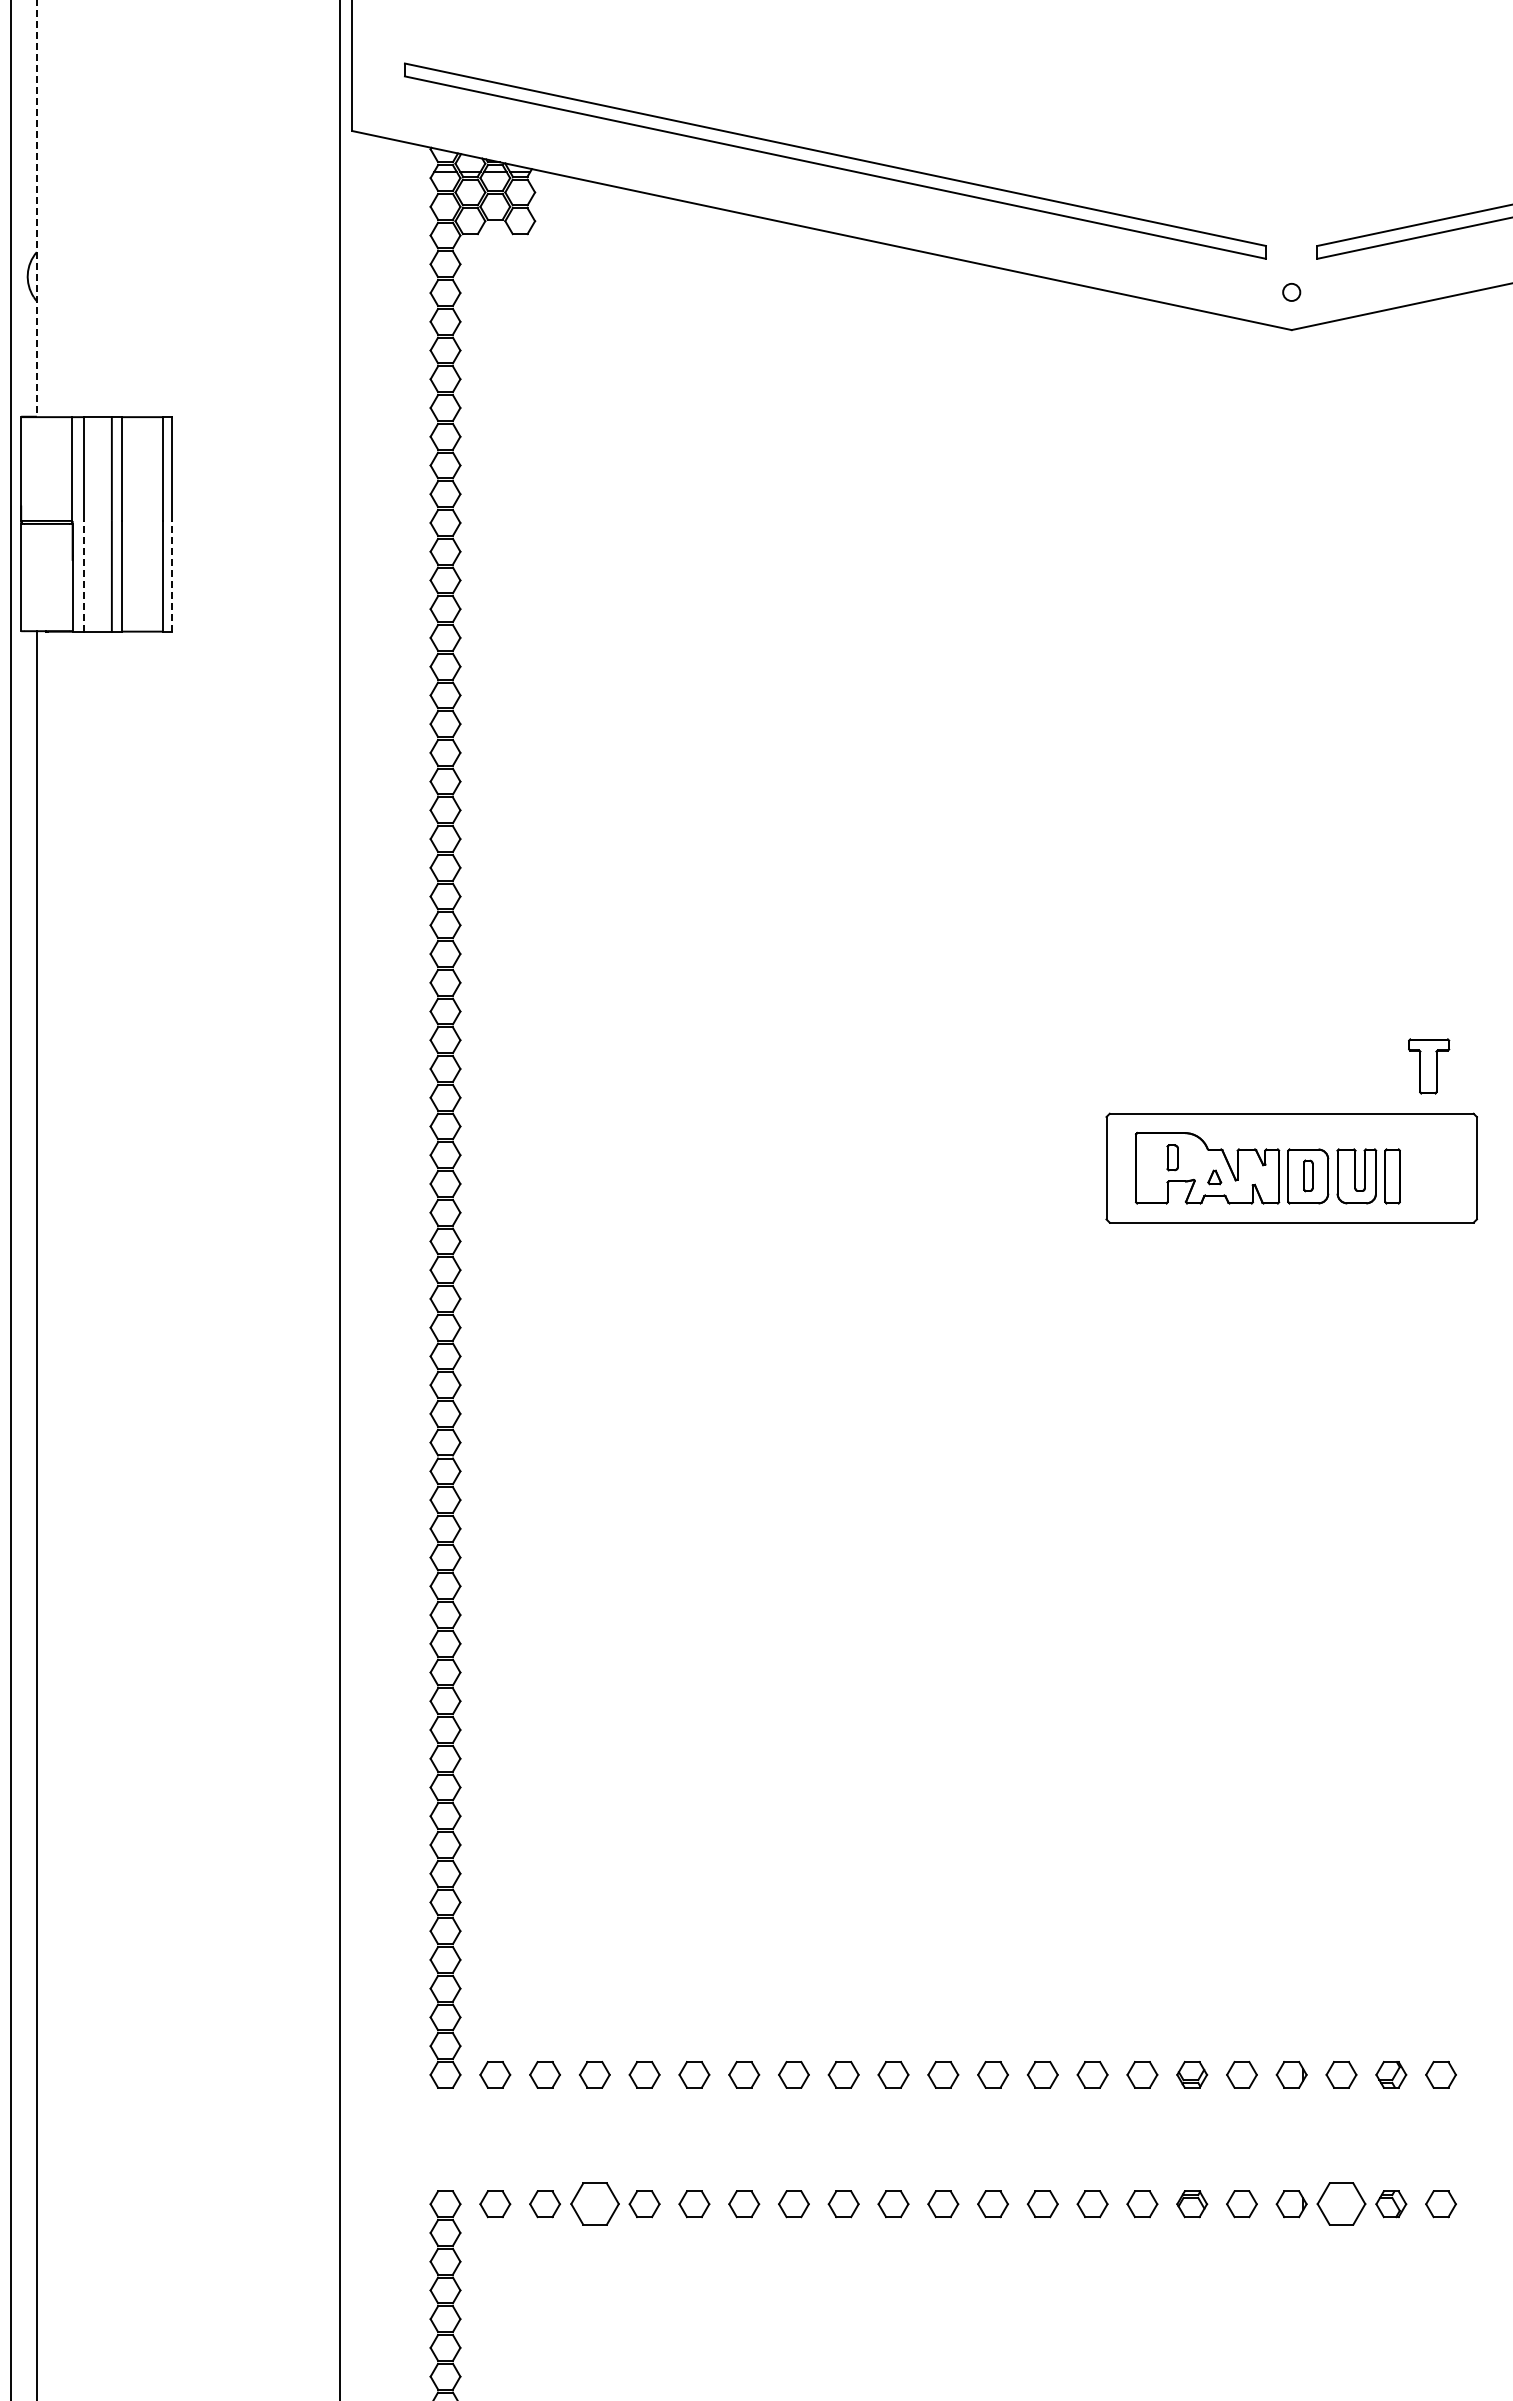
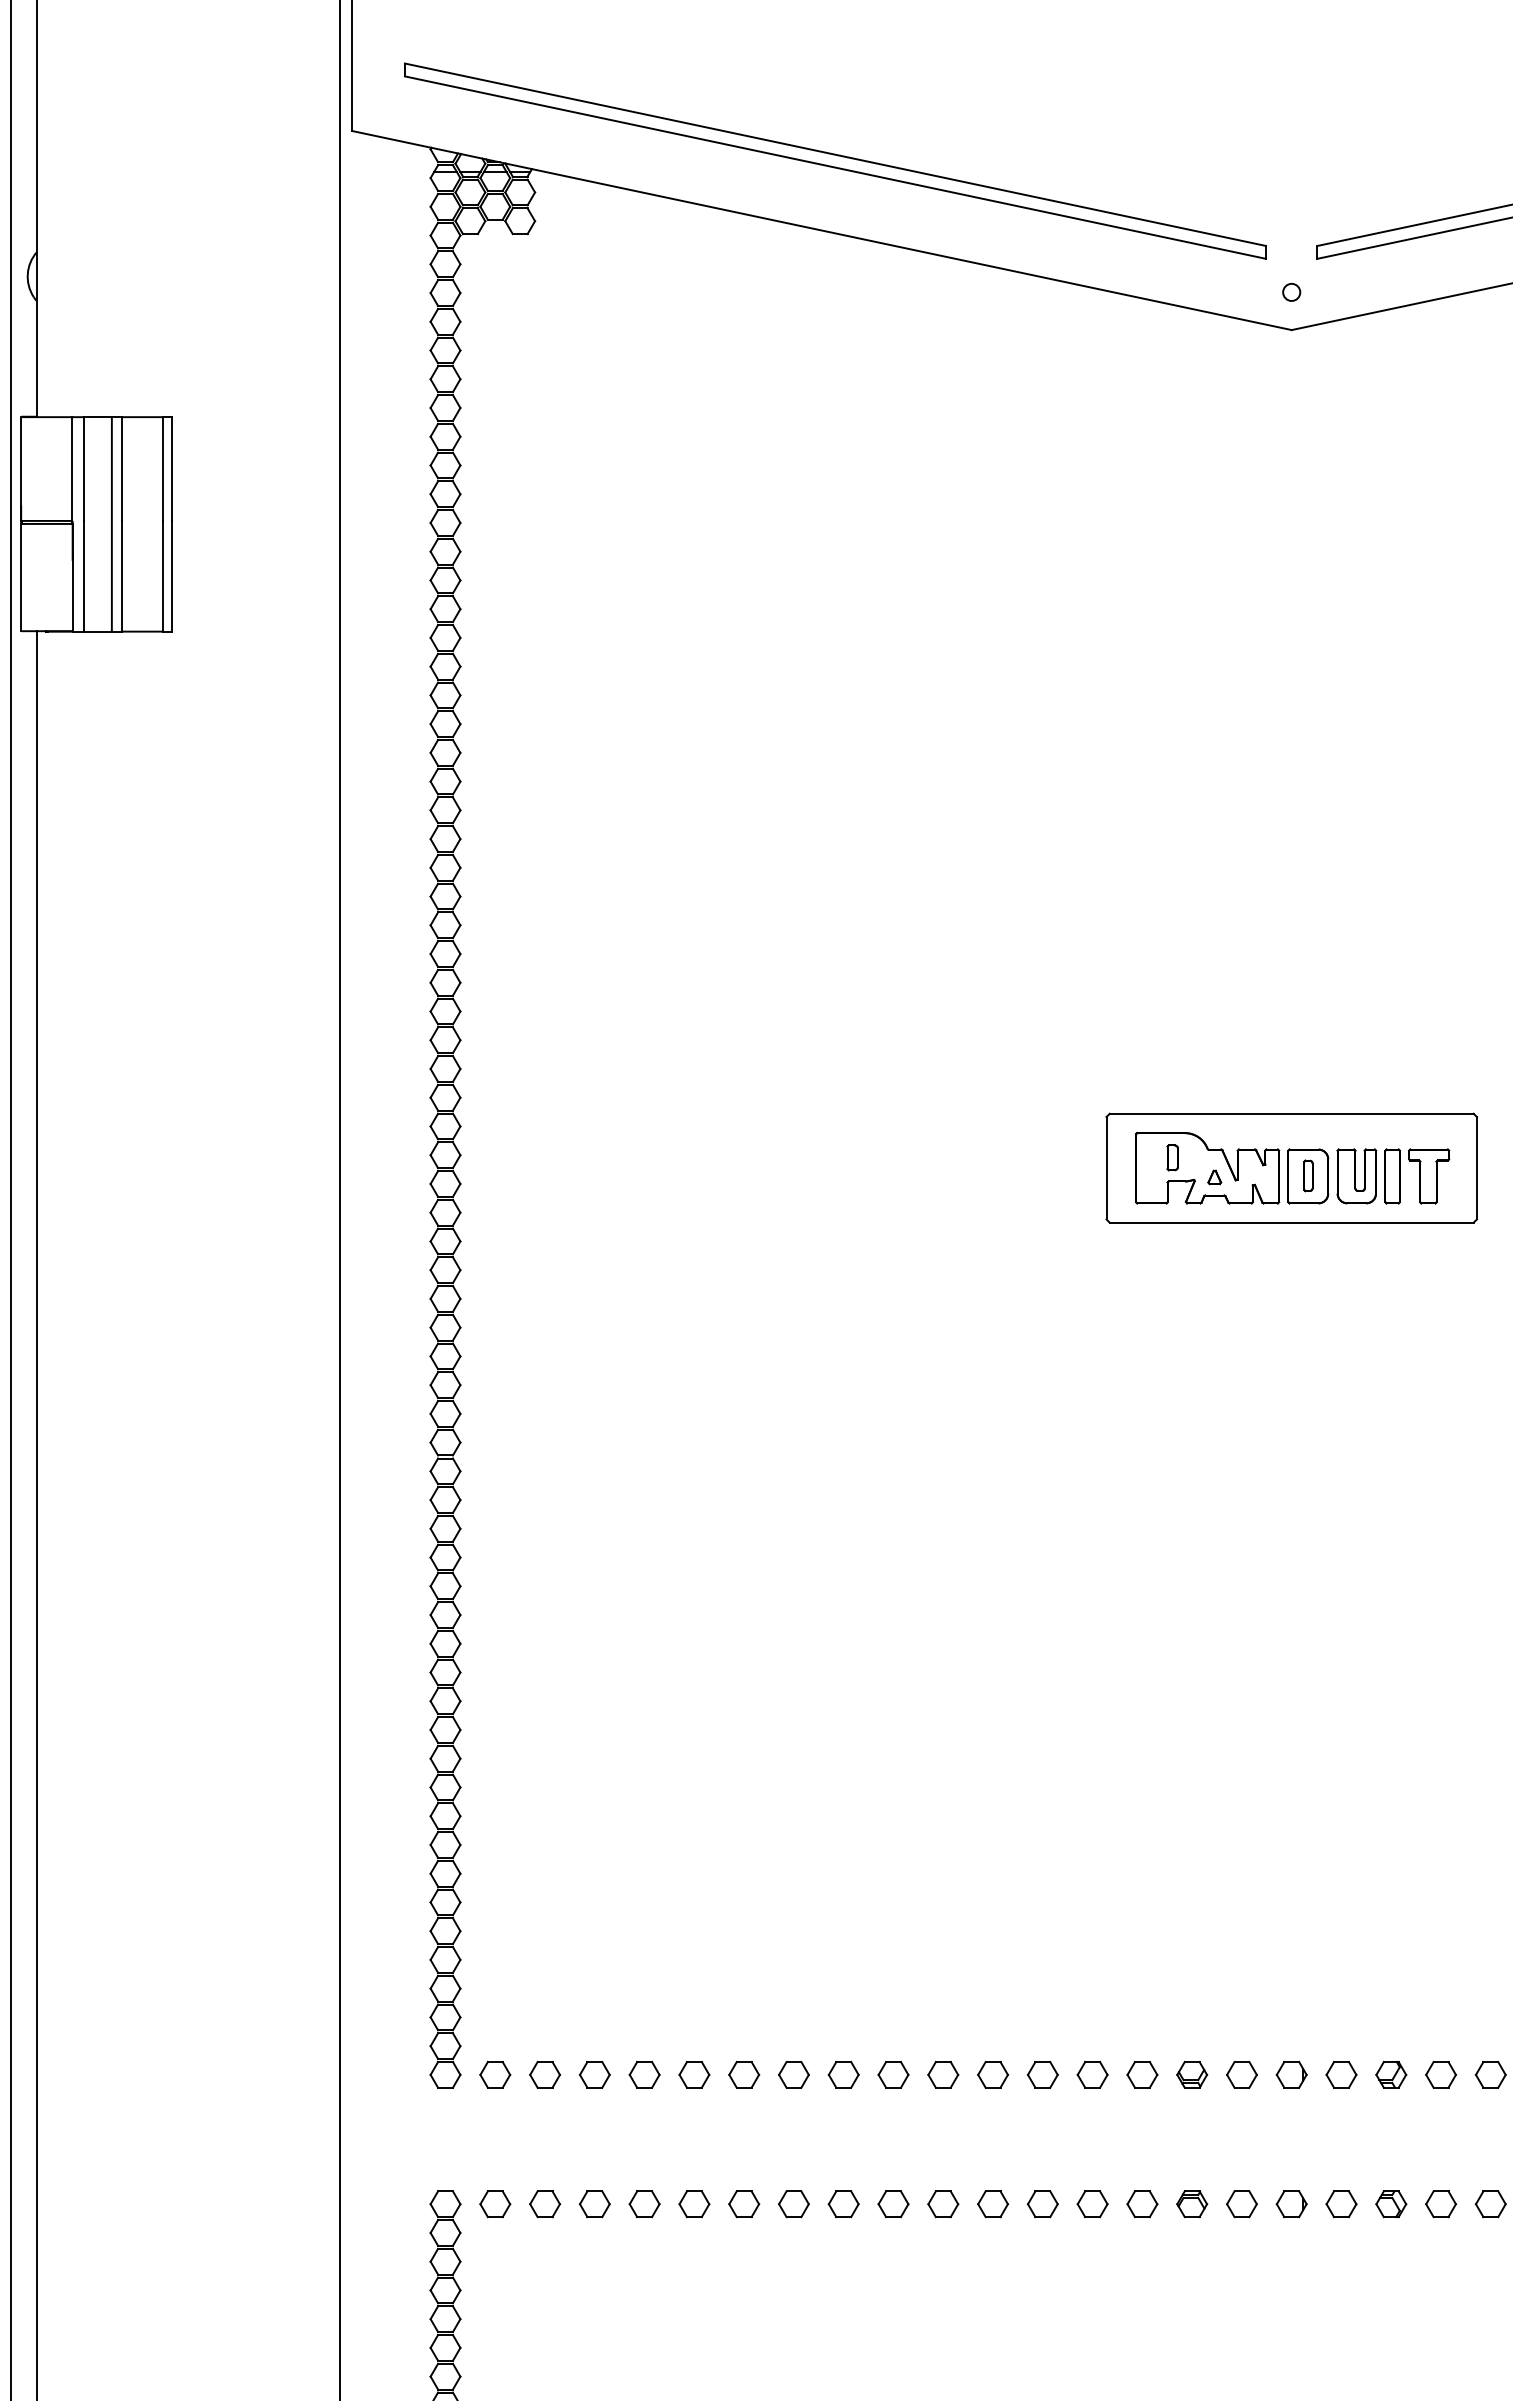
line: dashed -> solid (36, 209)
line: dashed -> solid (84, 575)
line: dashed -> solid (171, 575)
part position: (1429, 1066) -> (1429, 1176) (1429, 1176)
part: none -> present (1490, 2074)
part size: 50x44 px -> 33x29 px (594, 2204)
part size: 51x44 px -> 33x29 px (1341, 2204)
part: none -> present (1490, 2204)
